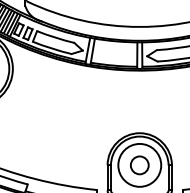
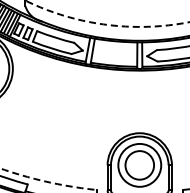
arc: solid -> dashed (107, 24)
circle diameter: 18 px -> 29 px (139, 165)
arc: solid -> dashed (48, 182)
